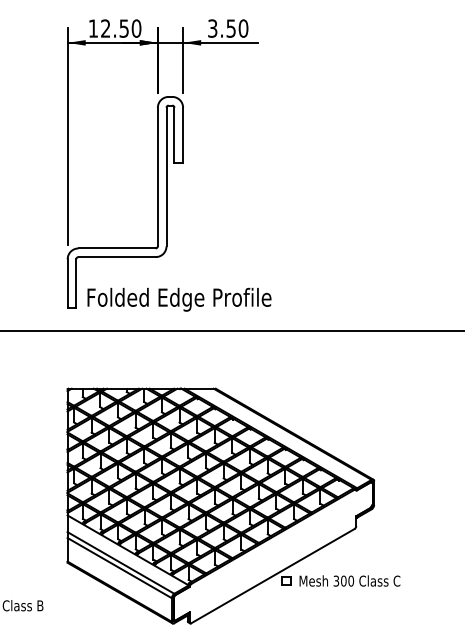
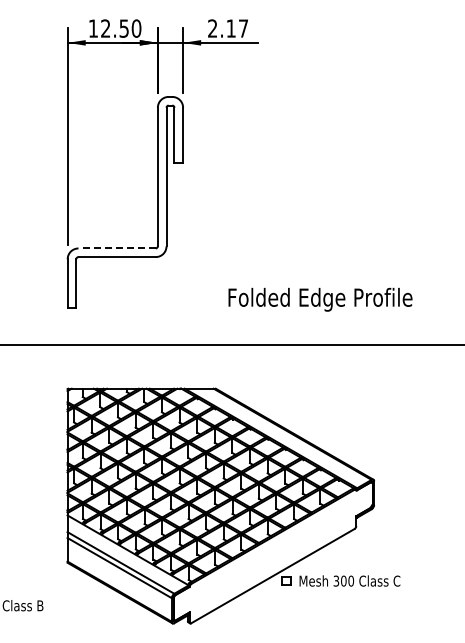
text: 3.50 -> 2.17 (228, 28)
line: solid -> dashed (117, 248)
text position: (179, 299) -> (320, 299) (320, 299)
line position: (231, 330) -> (231, 344) (231, 344)
